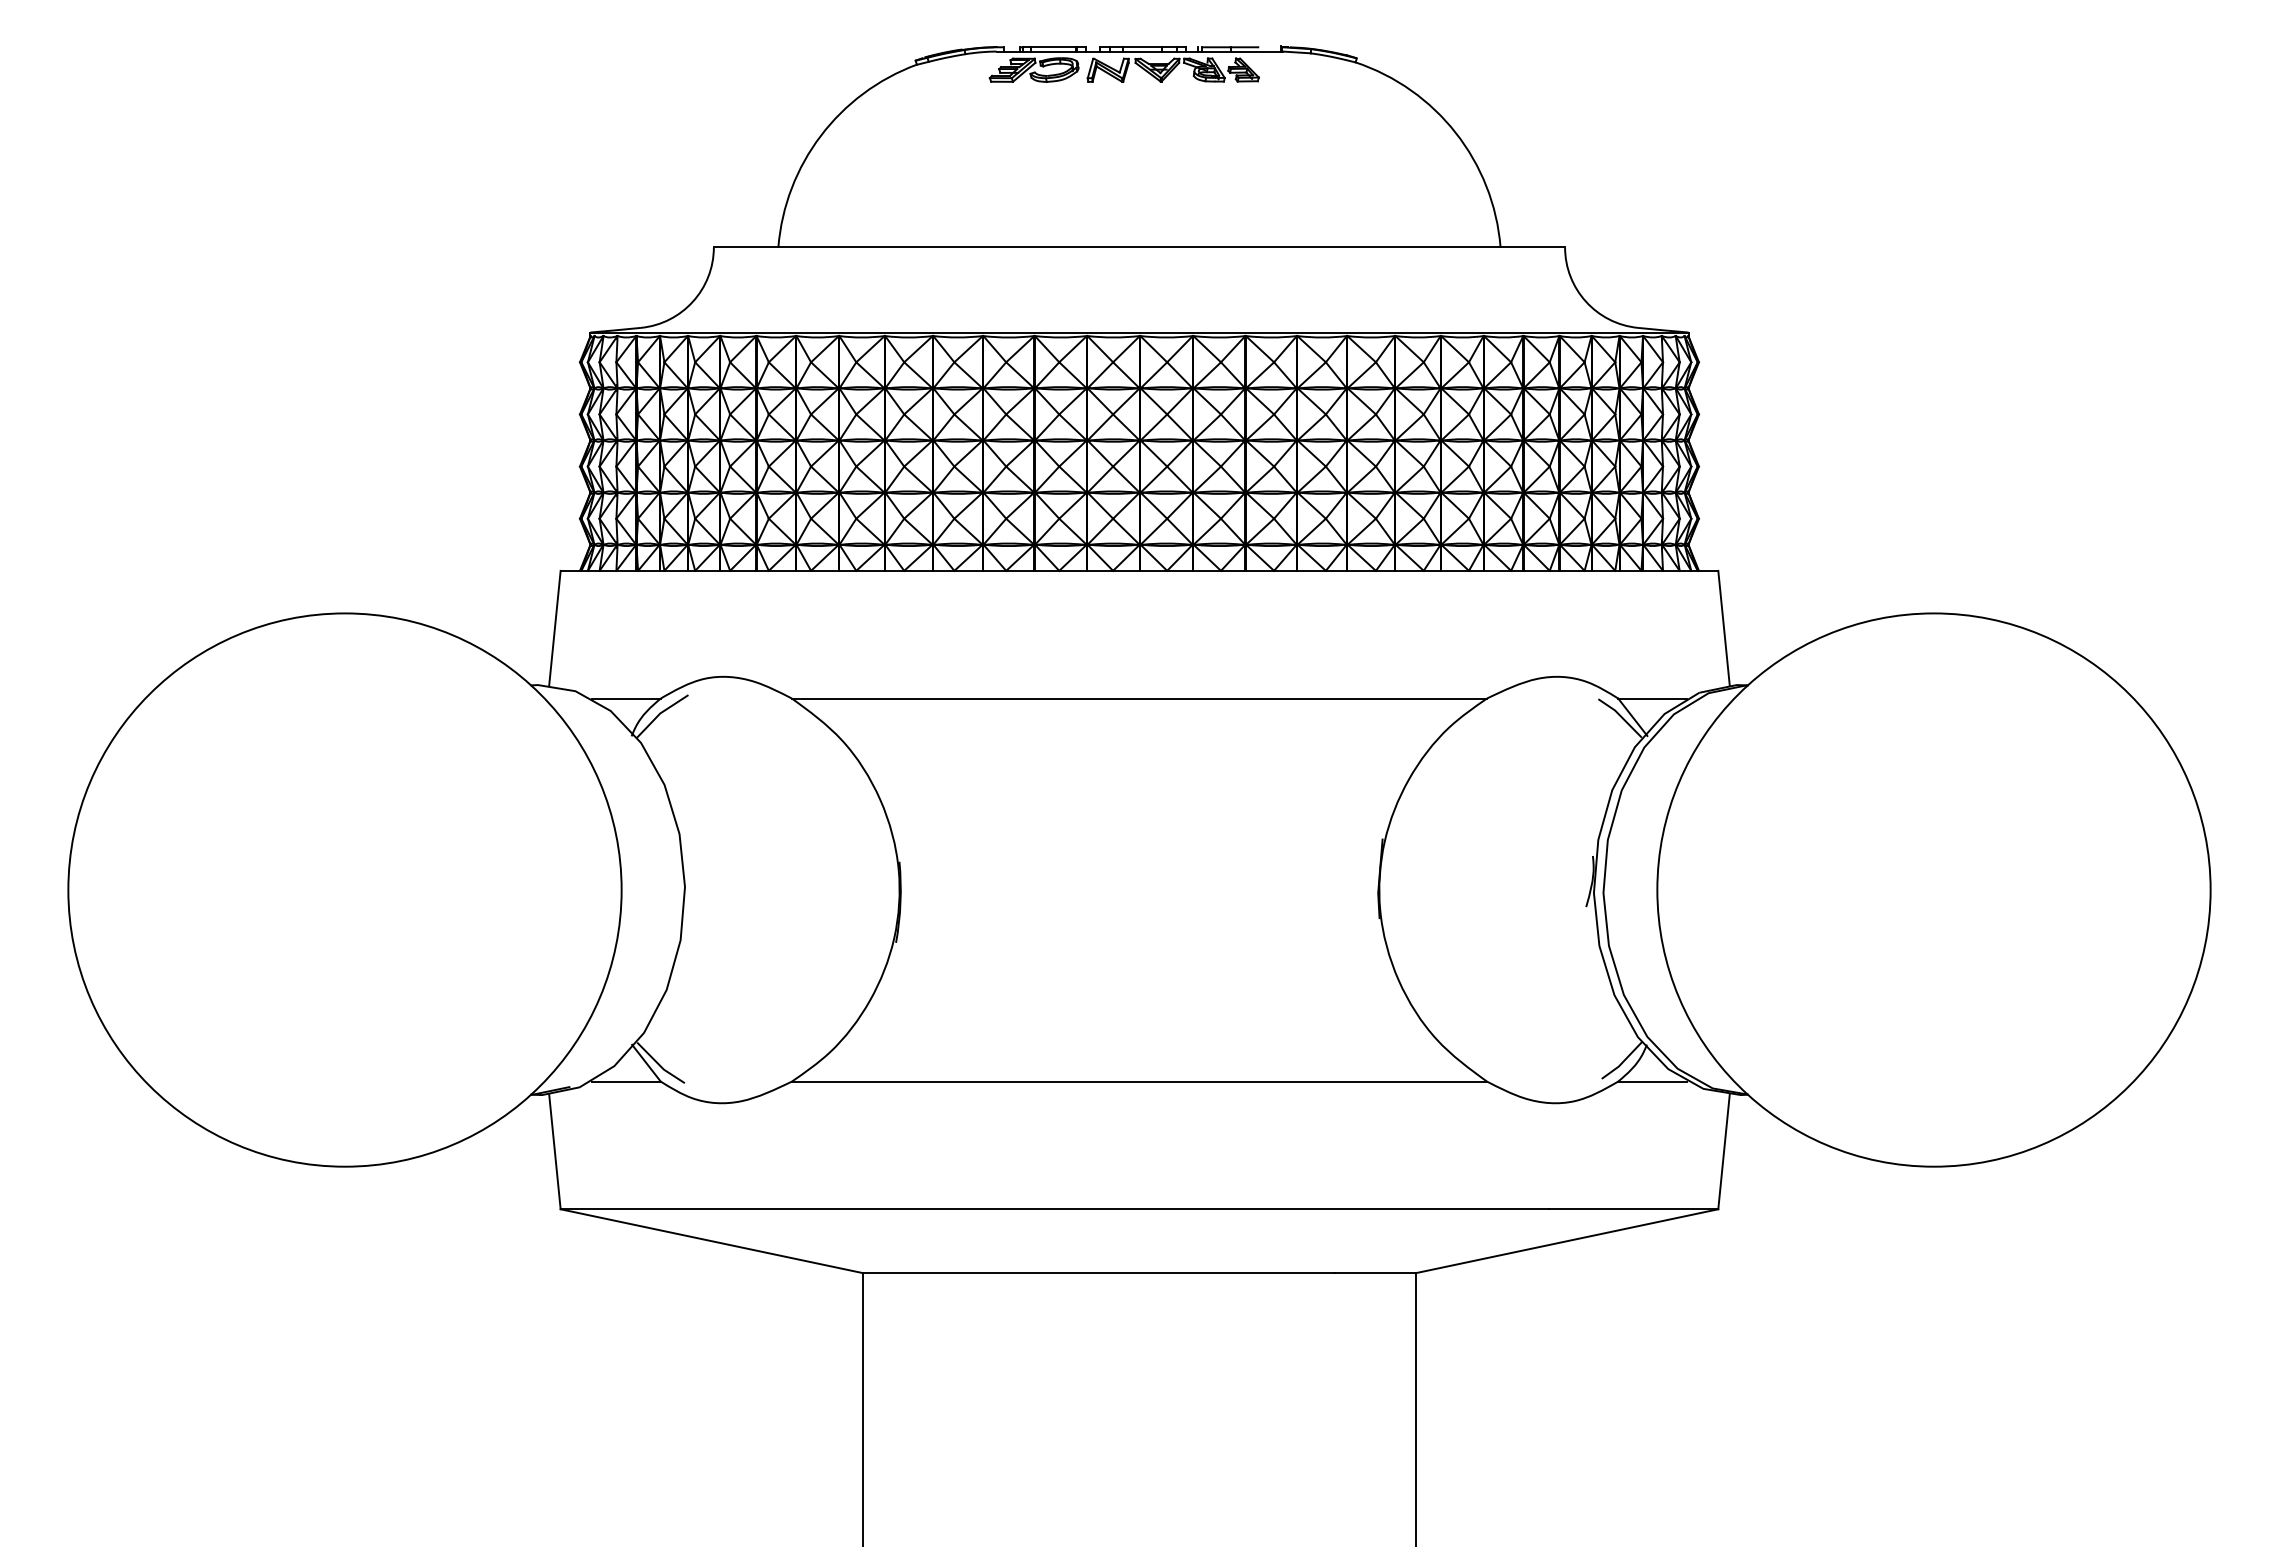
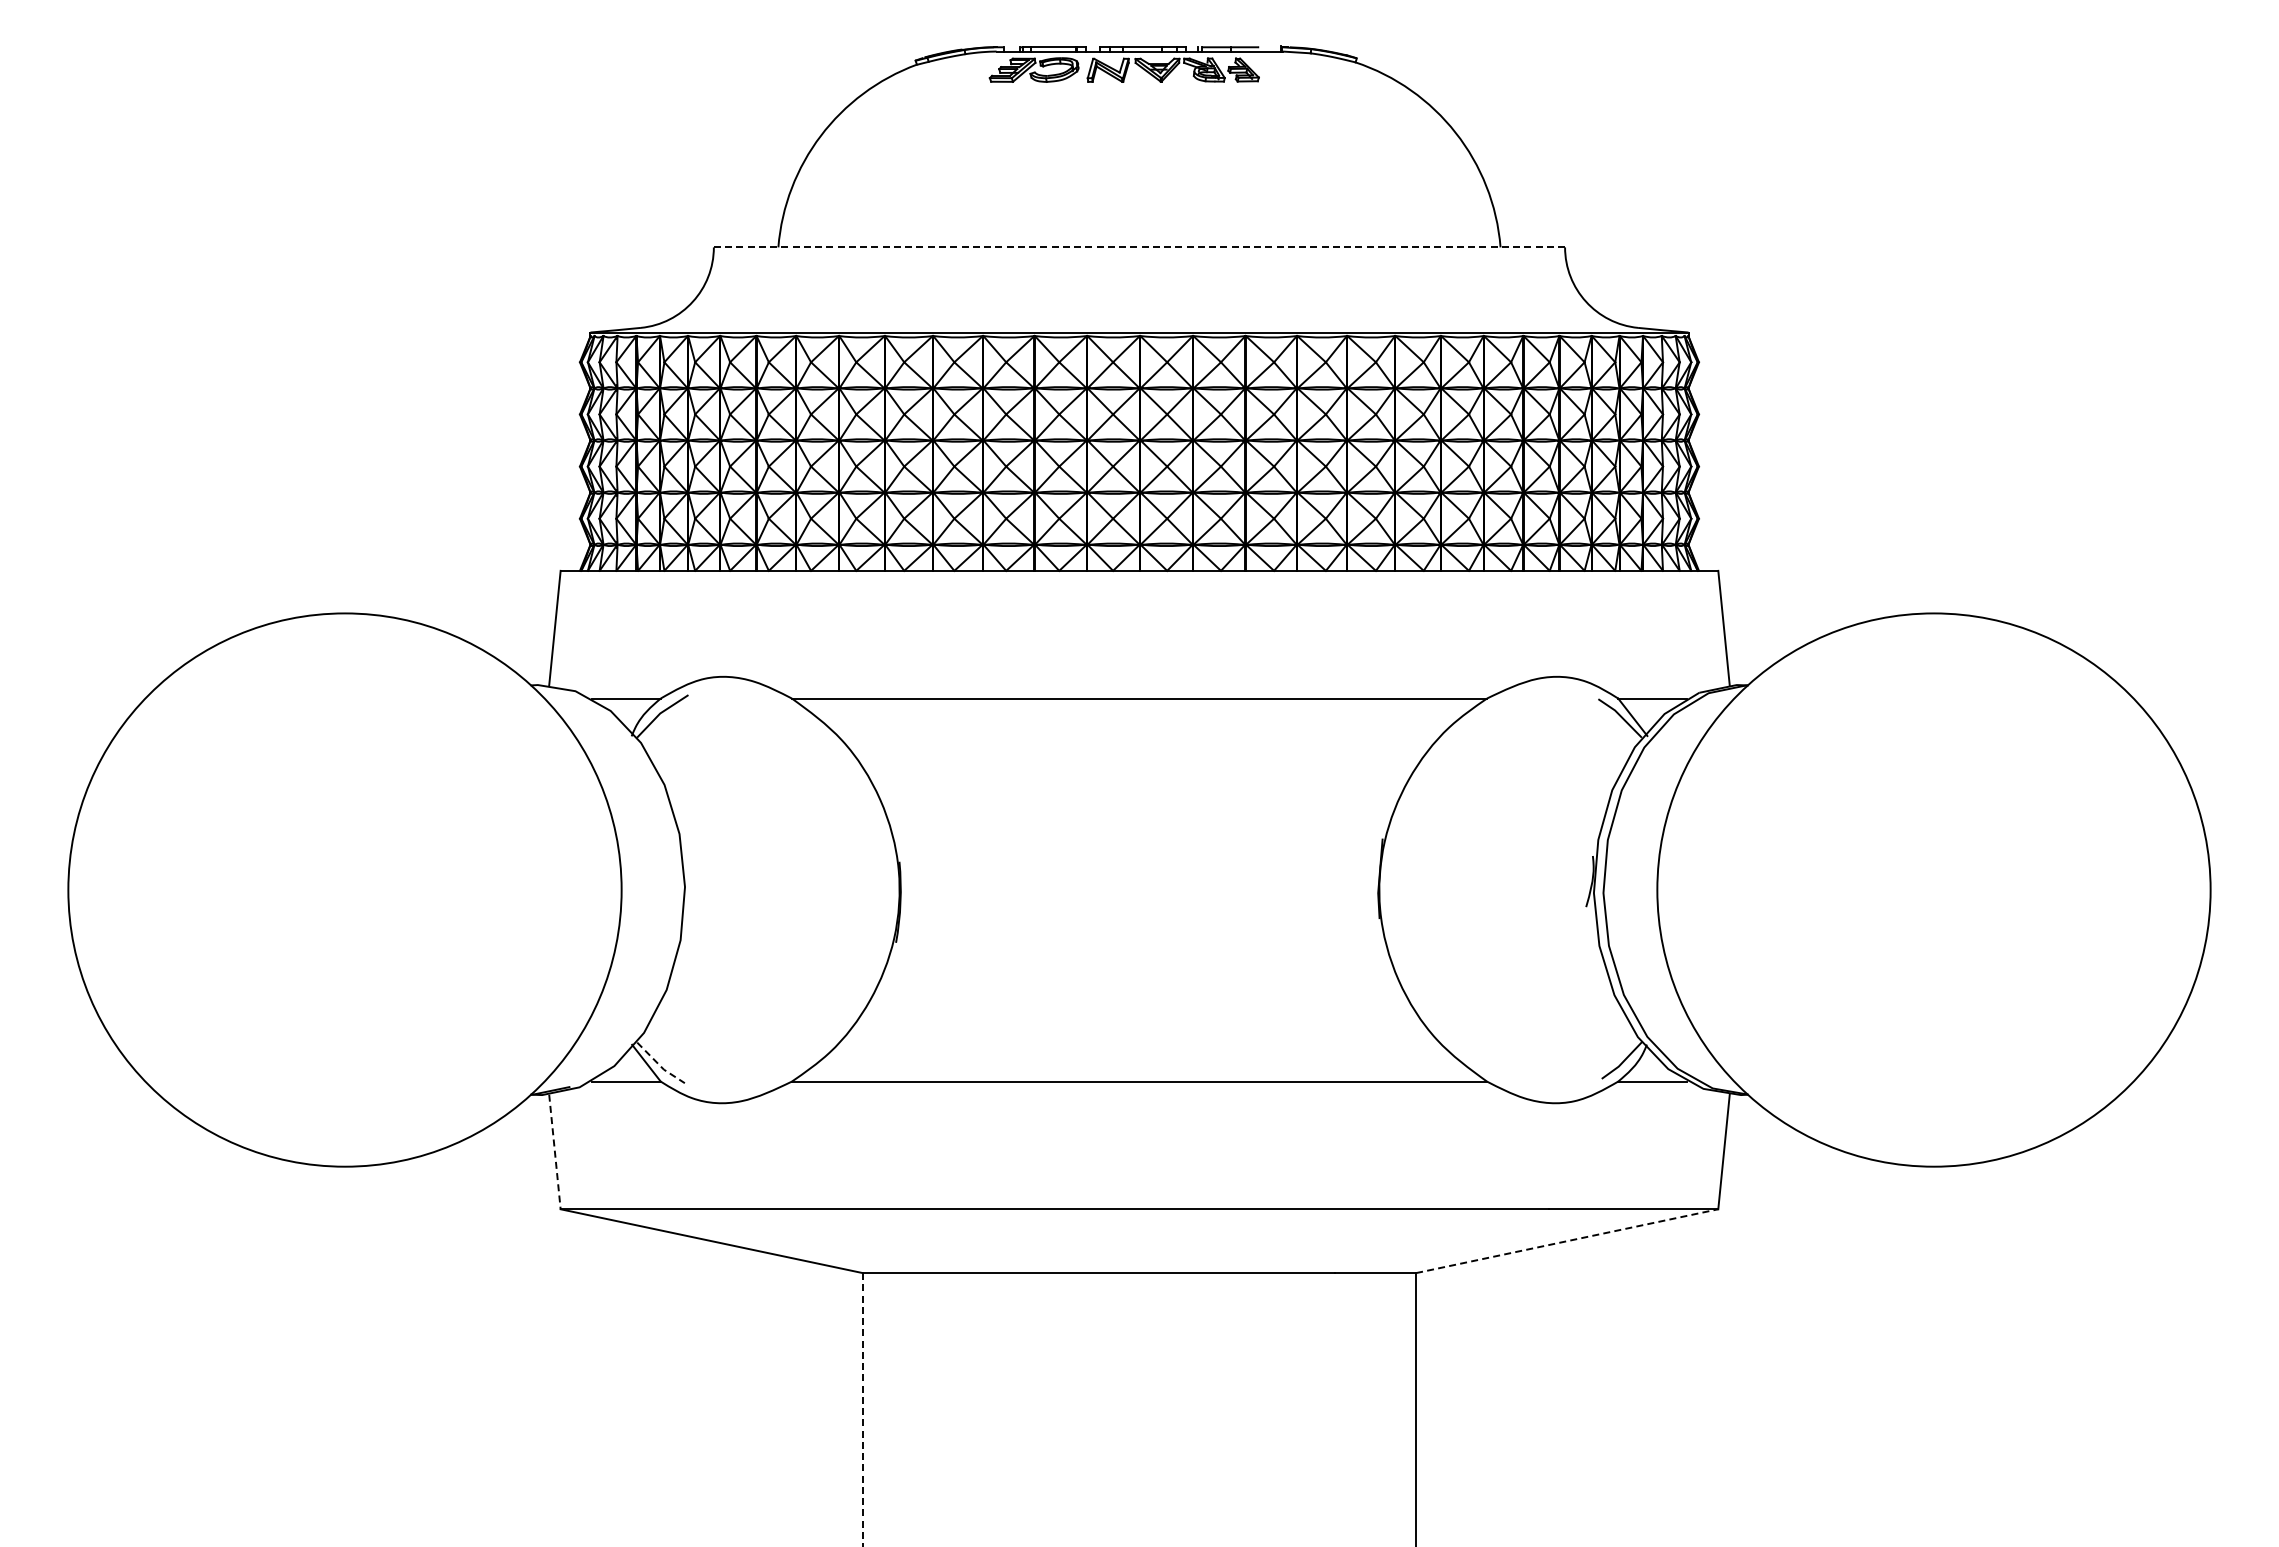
line: solid -> dashed (1139, 247)
line: solid -> dashed (659, 1065)
line: solid -> dashed (554, 1151)
line: solid -> dashed (1567, 1241)
line: solid -> dashed (862, 1410)
